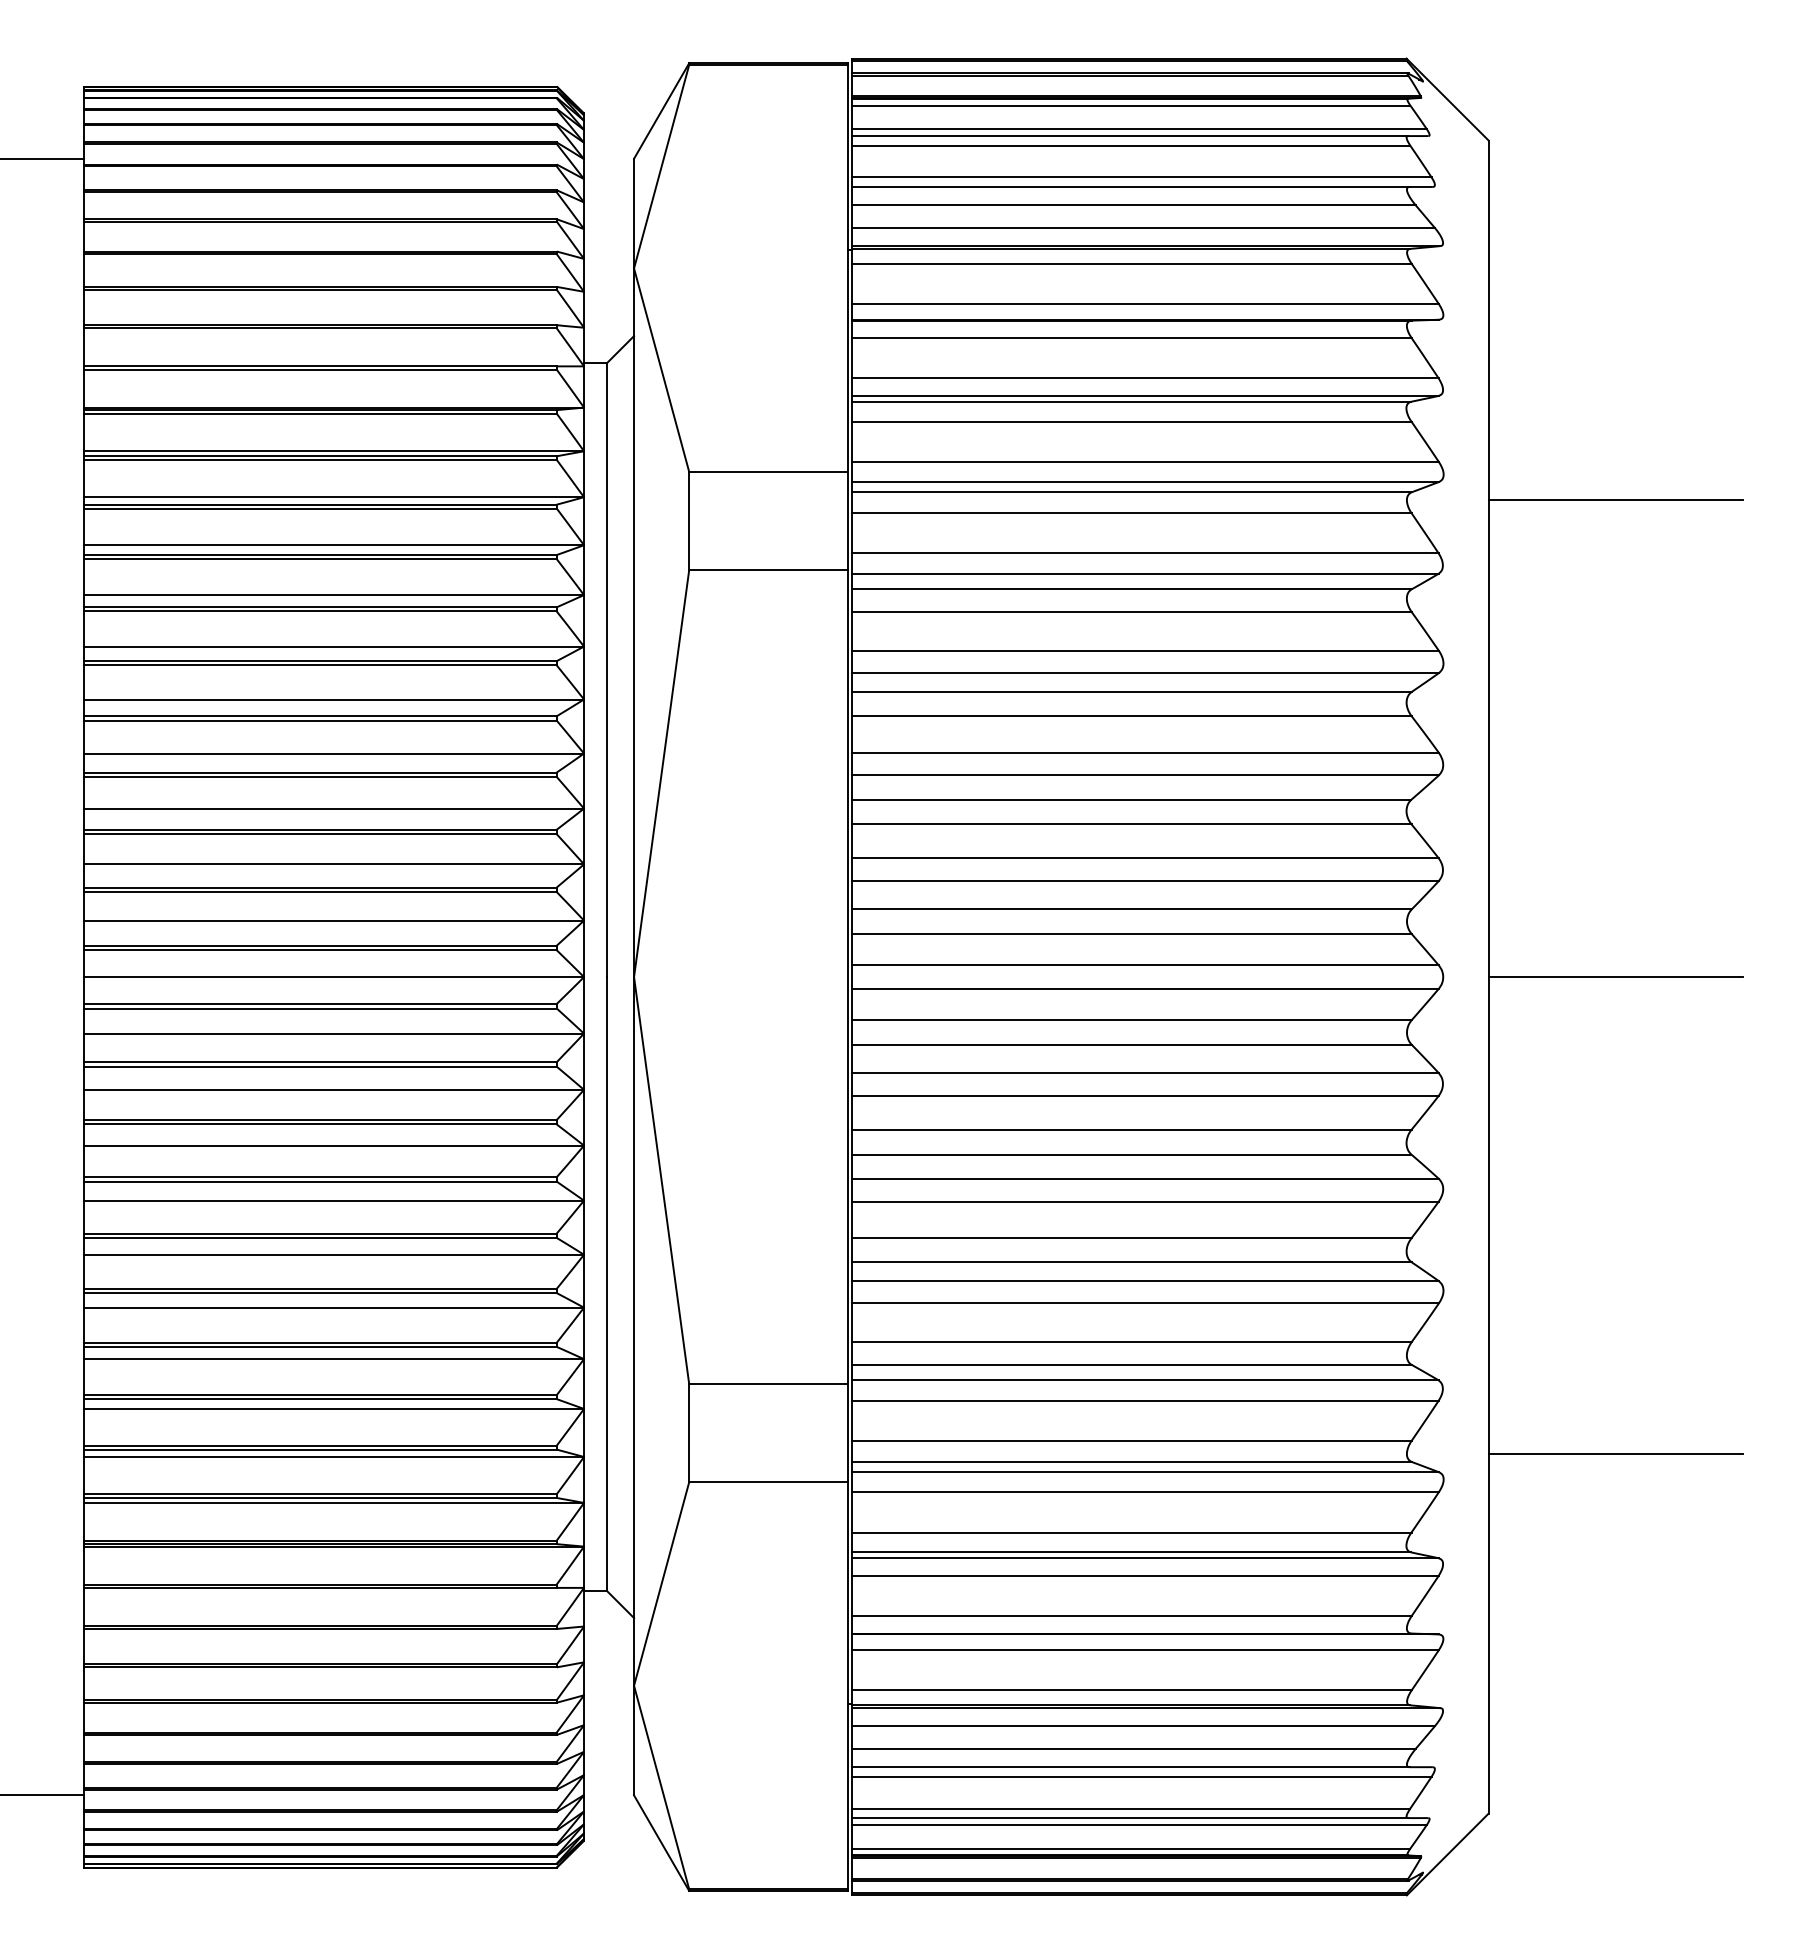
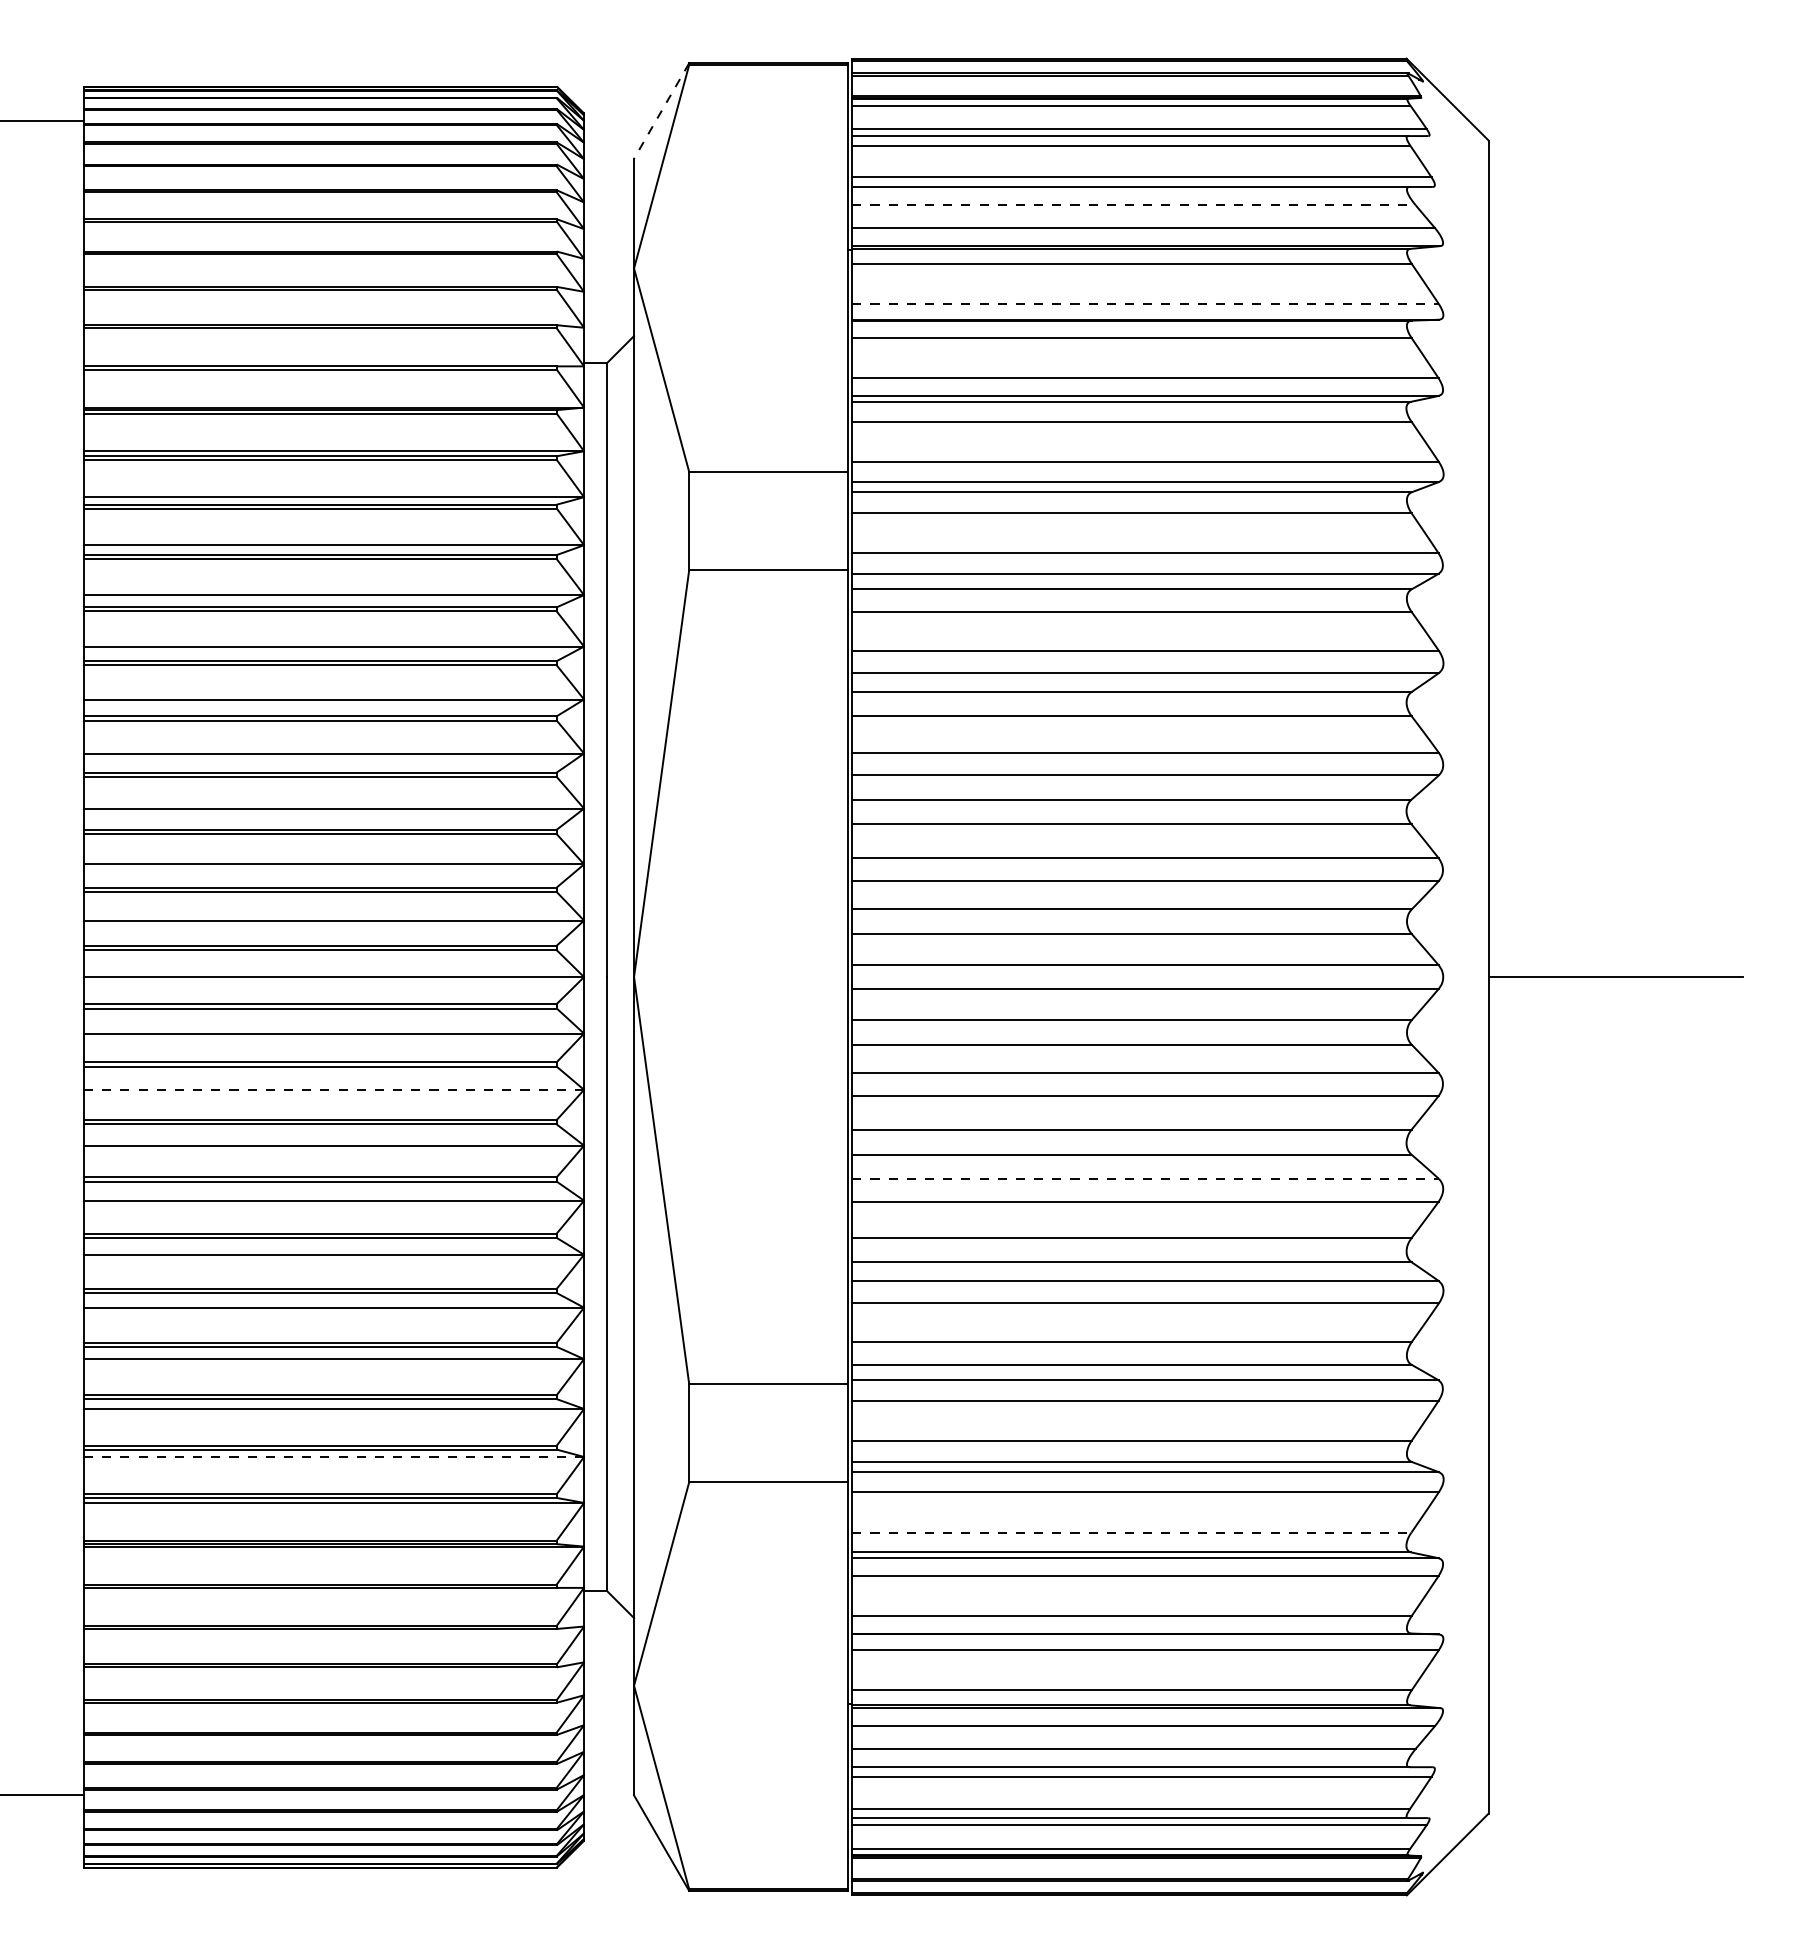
line: solid -> dashed (661, 111)
line position: (42, 158) -> (42, 120) (42, 120)
line: solid -> dashed (1133, 205)
line: solid -> dashed (1146, 304)
line: present -> none (1615, 499)
line: solid -> dashed (333, 1089)
line: solid -> dashed (1146, 1178)
line: present -> none (1615, 1454)
line: solid -> dashed (333, 1456)
line: solid -> dashed (1131, 1532)
